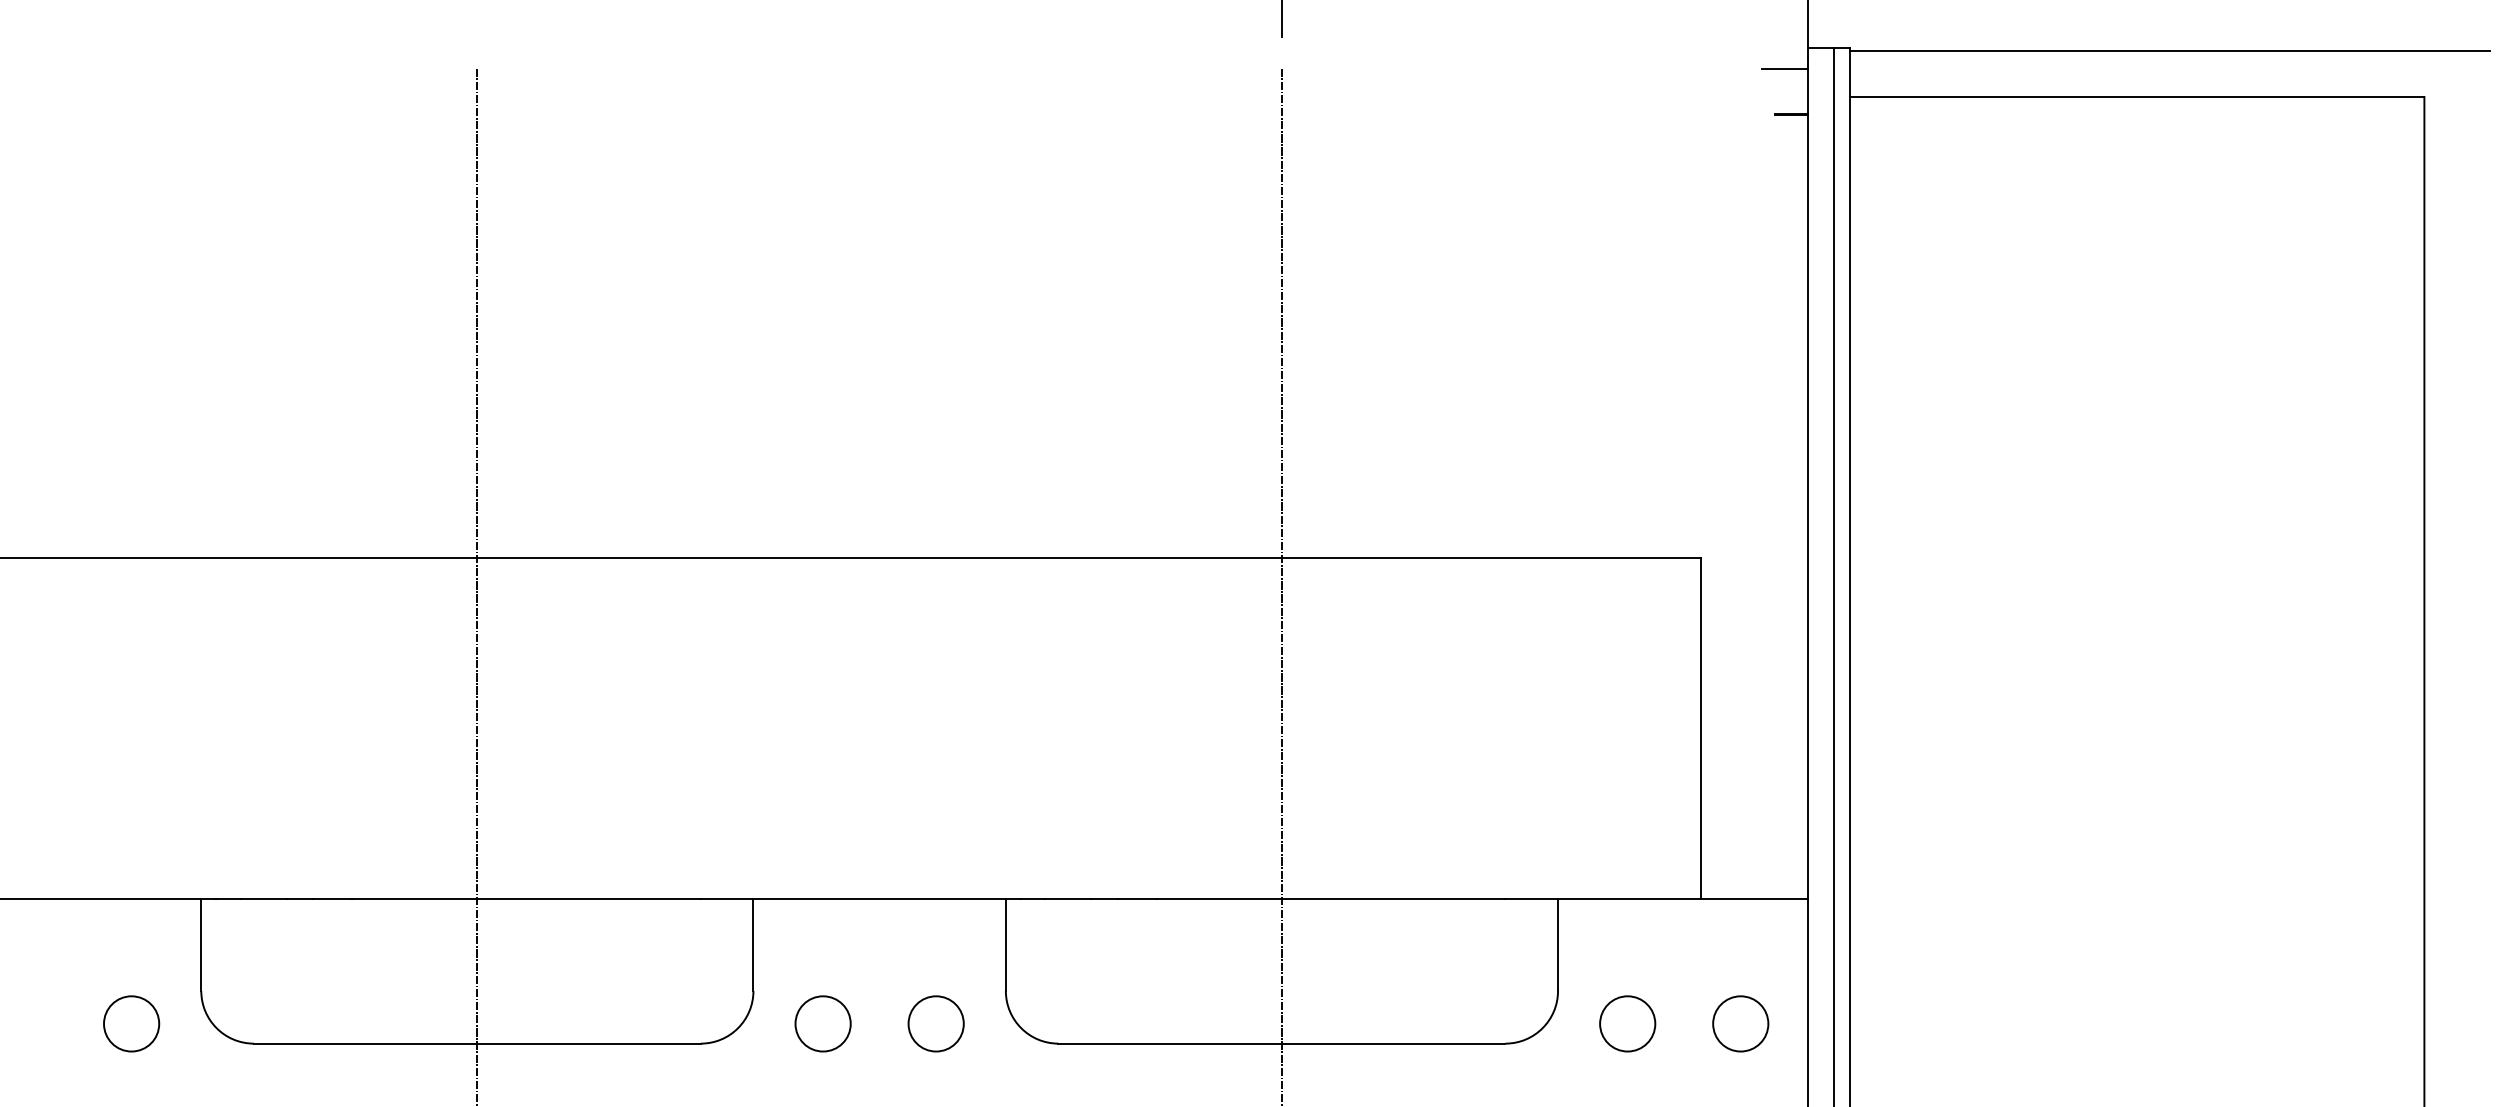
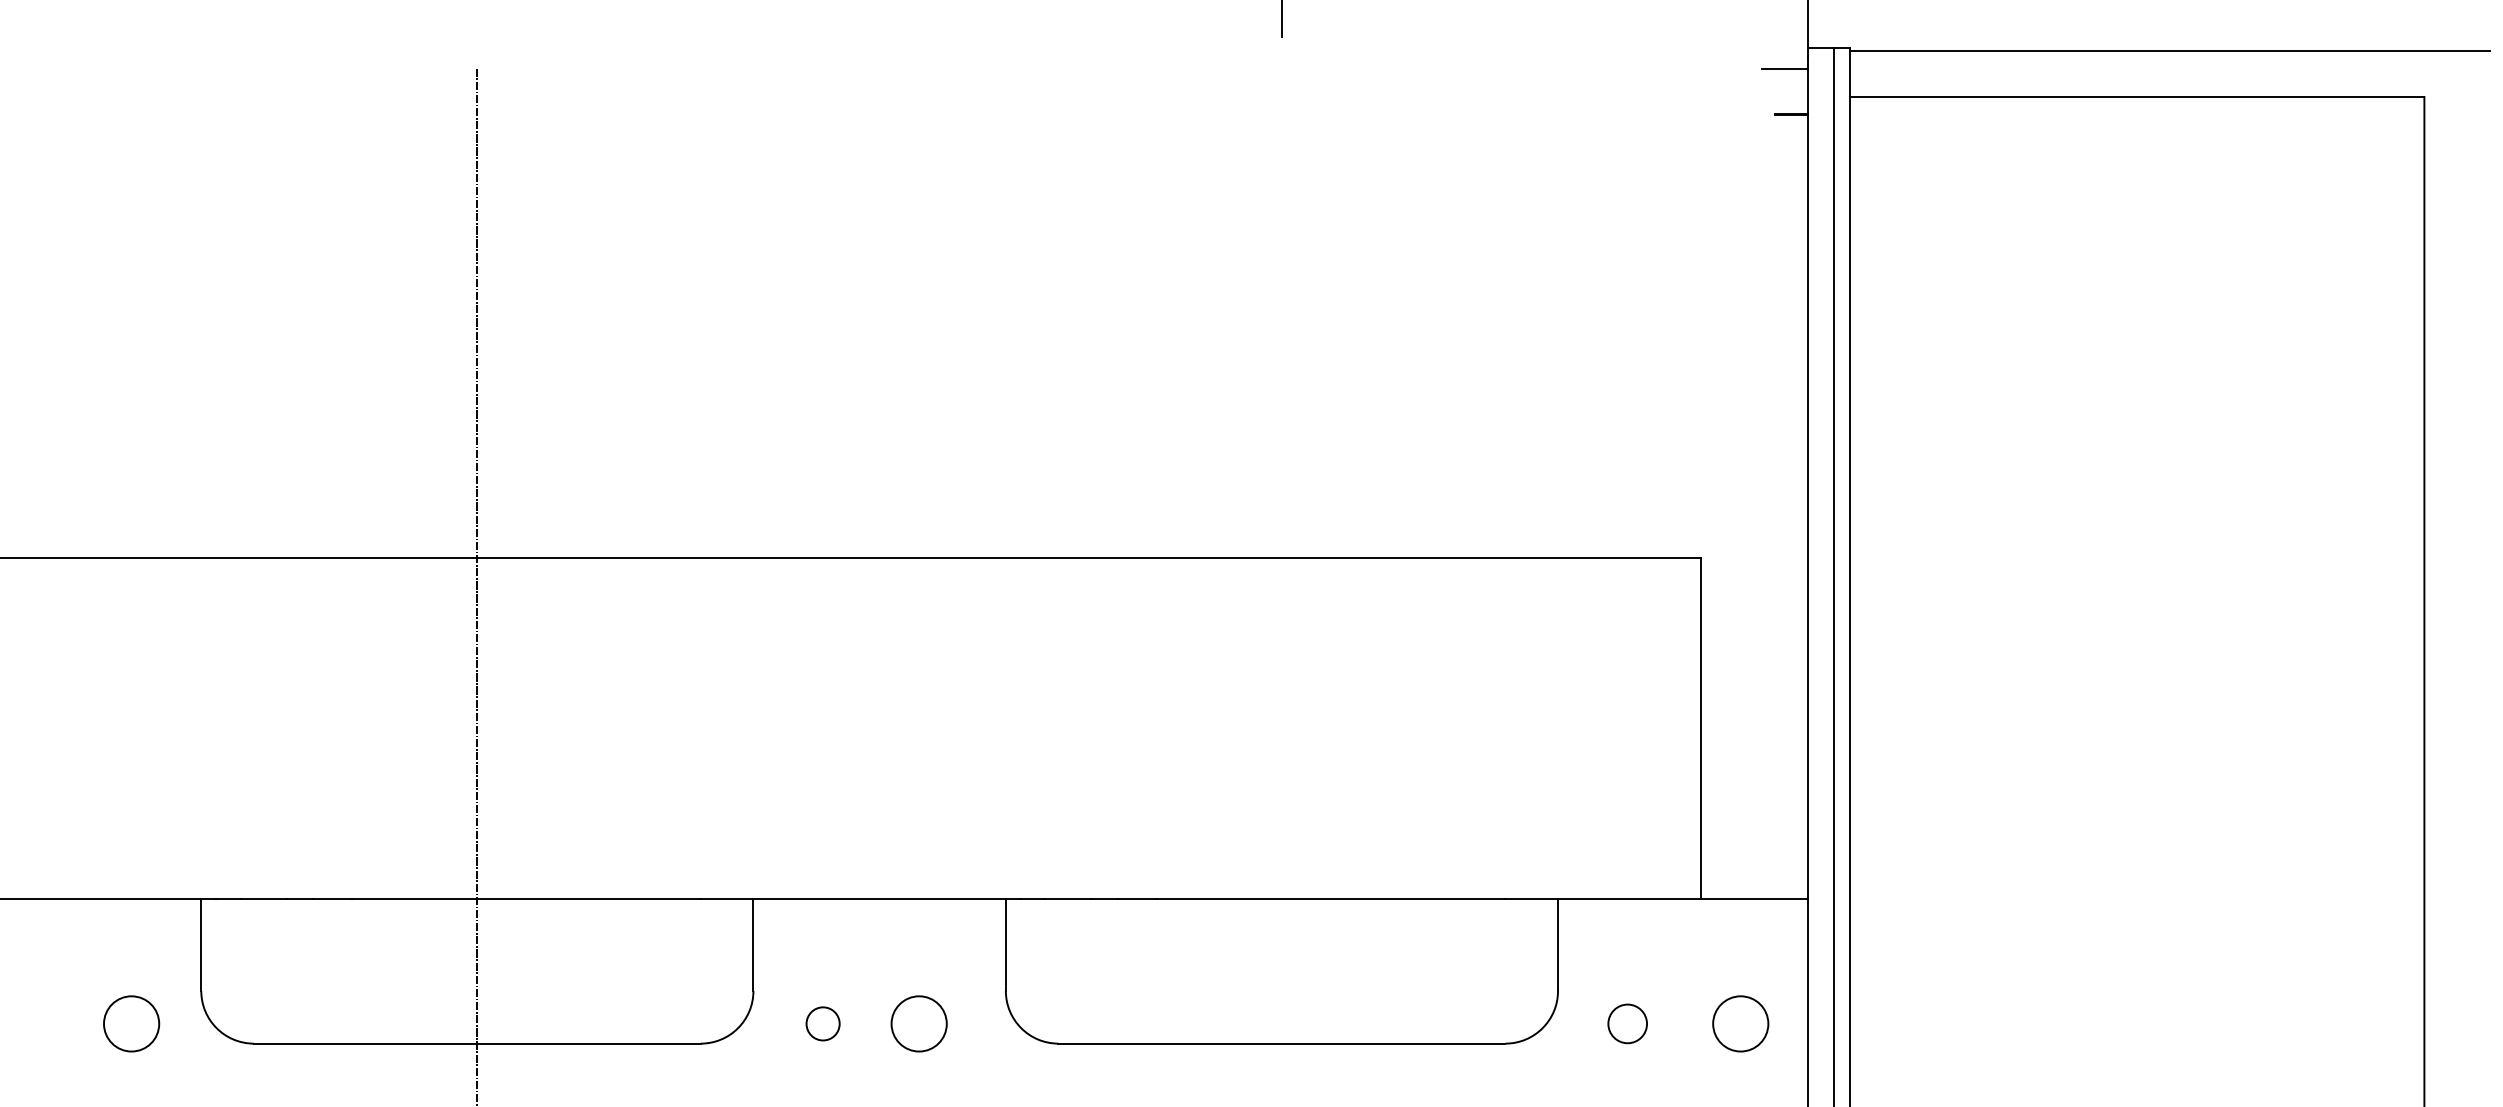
line: present -> none (1281, 585)
circle diameter: 55 px -> 33 px (822, 1023)
circle position: (935, 1023) -> (918, 1023) (918, 1023)
circle diameter: 55 px -> 39 px (1627, 1023)
